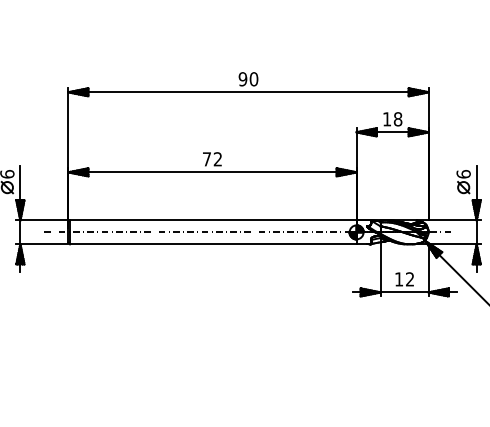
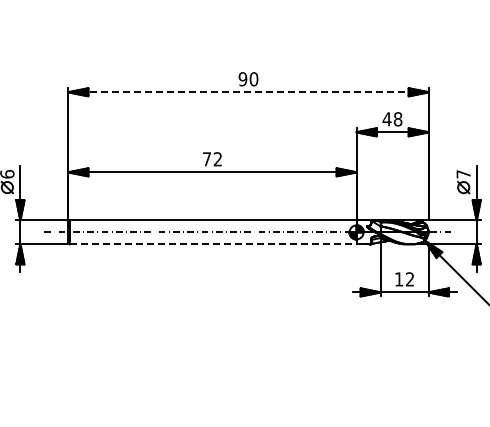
line: solid -> dashed (249, 92)
text: 18 -> 48 (386, 119)
text: 6 -> 7 (463, 174)
line: solid -> dashed (213, 244)
